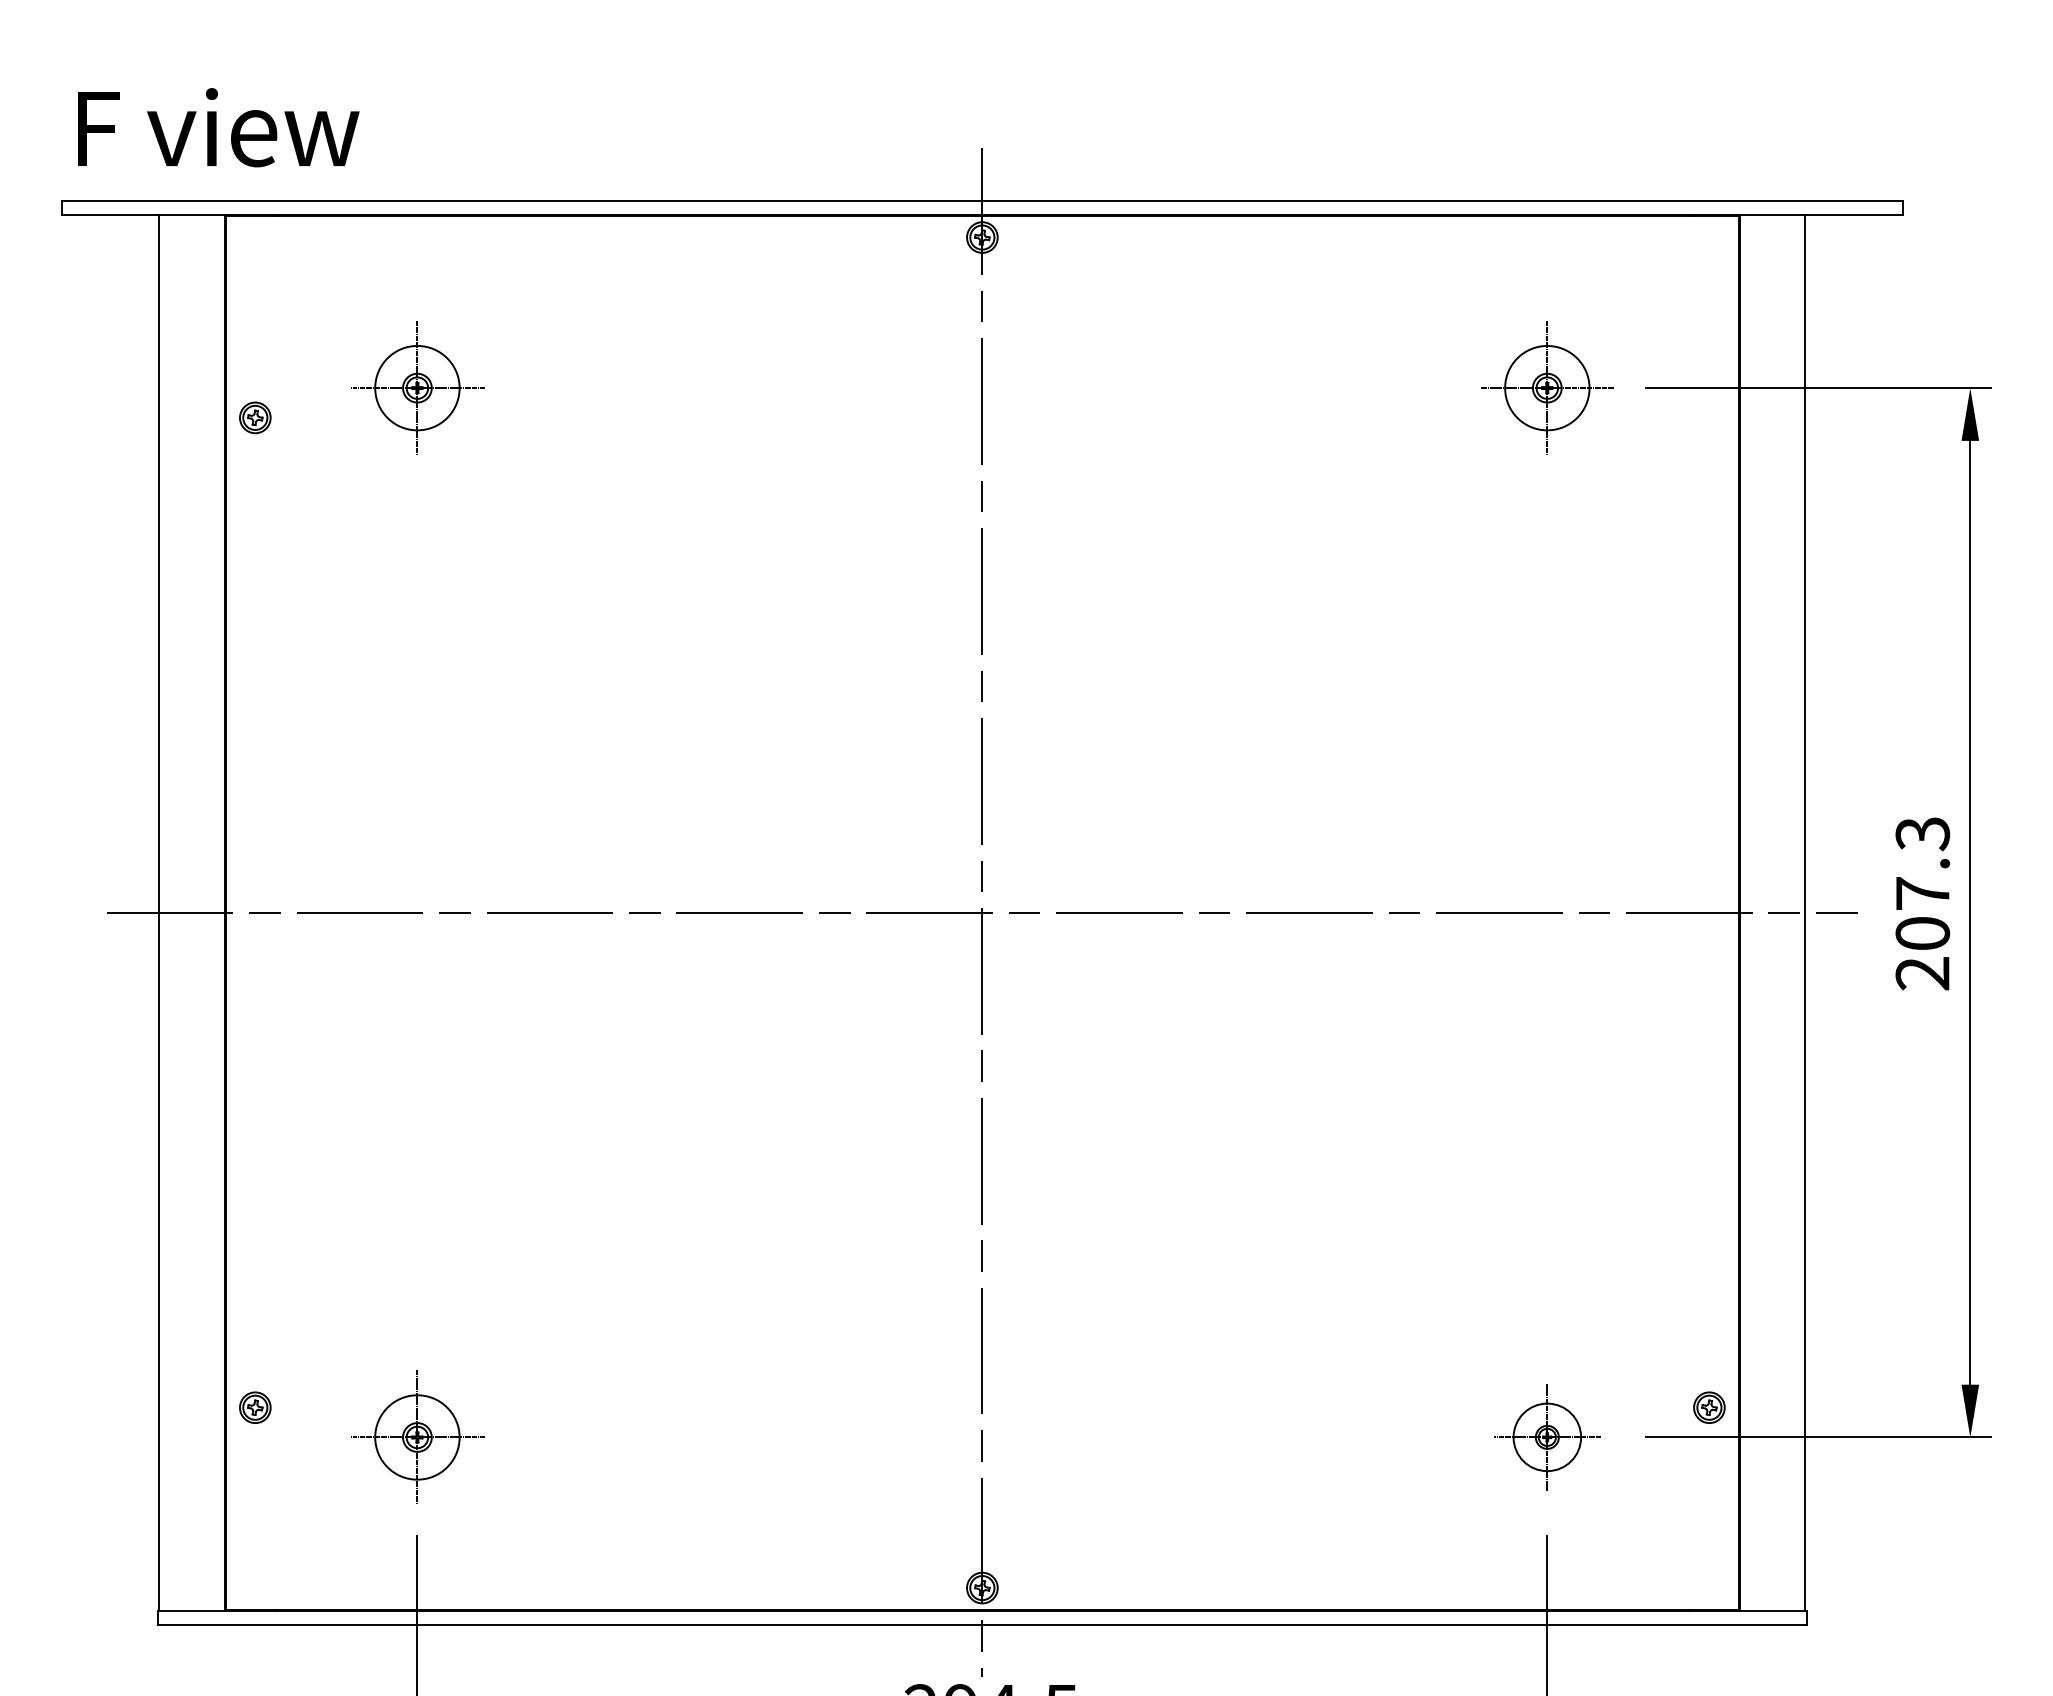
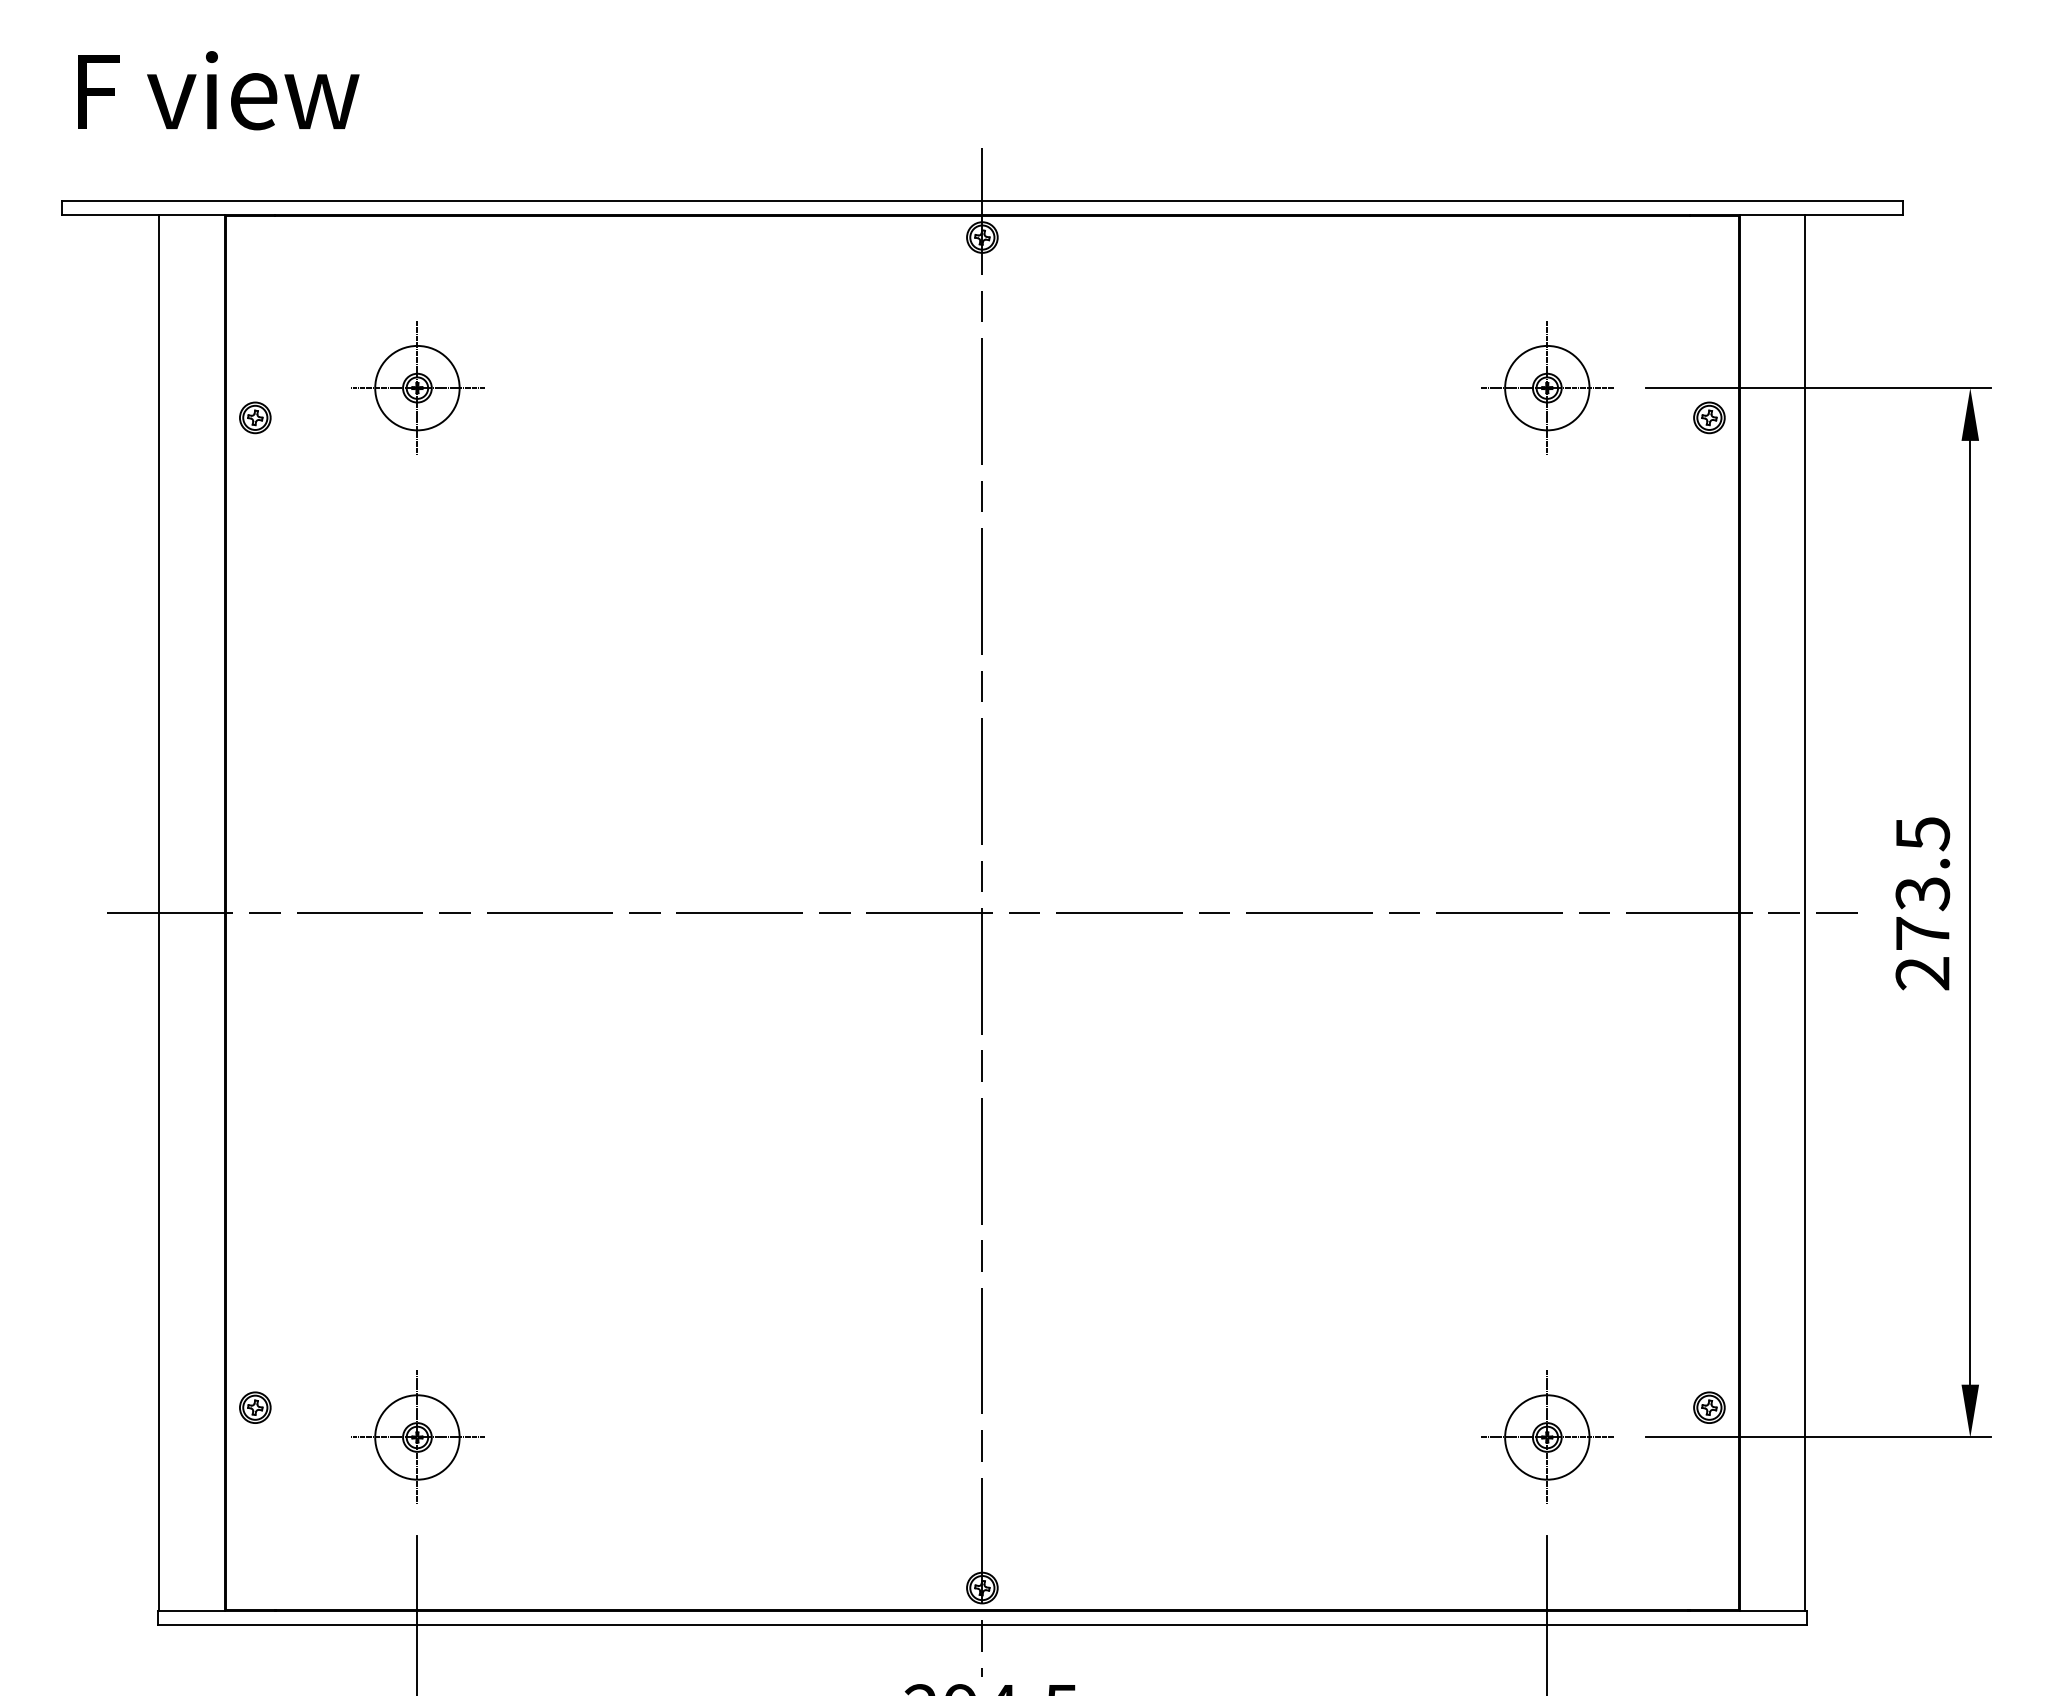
text position: (218, 127) -> (218, 90) (218, 90)
part: none -> present (1709, 417)
text: 207.3 -> 273.5 (1922, 883)
part size: 107x107 px -> 133x134 px (1547, 1436)
